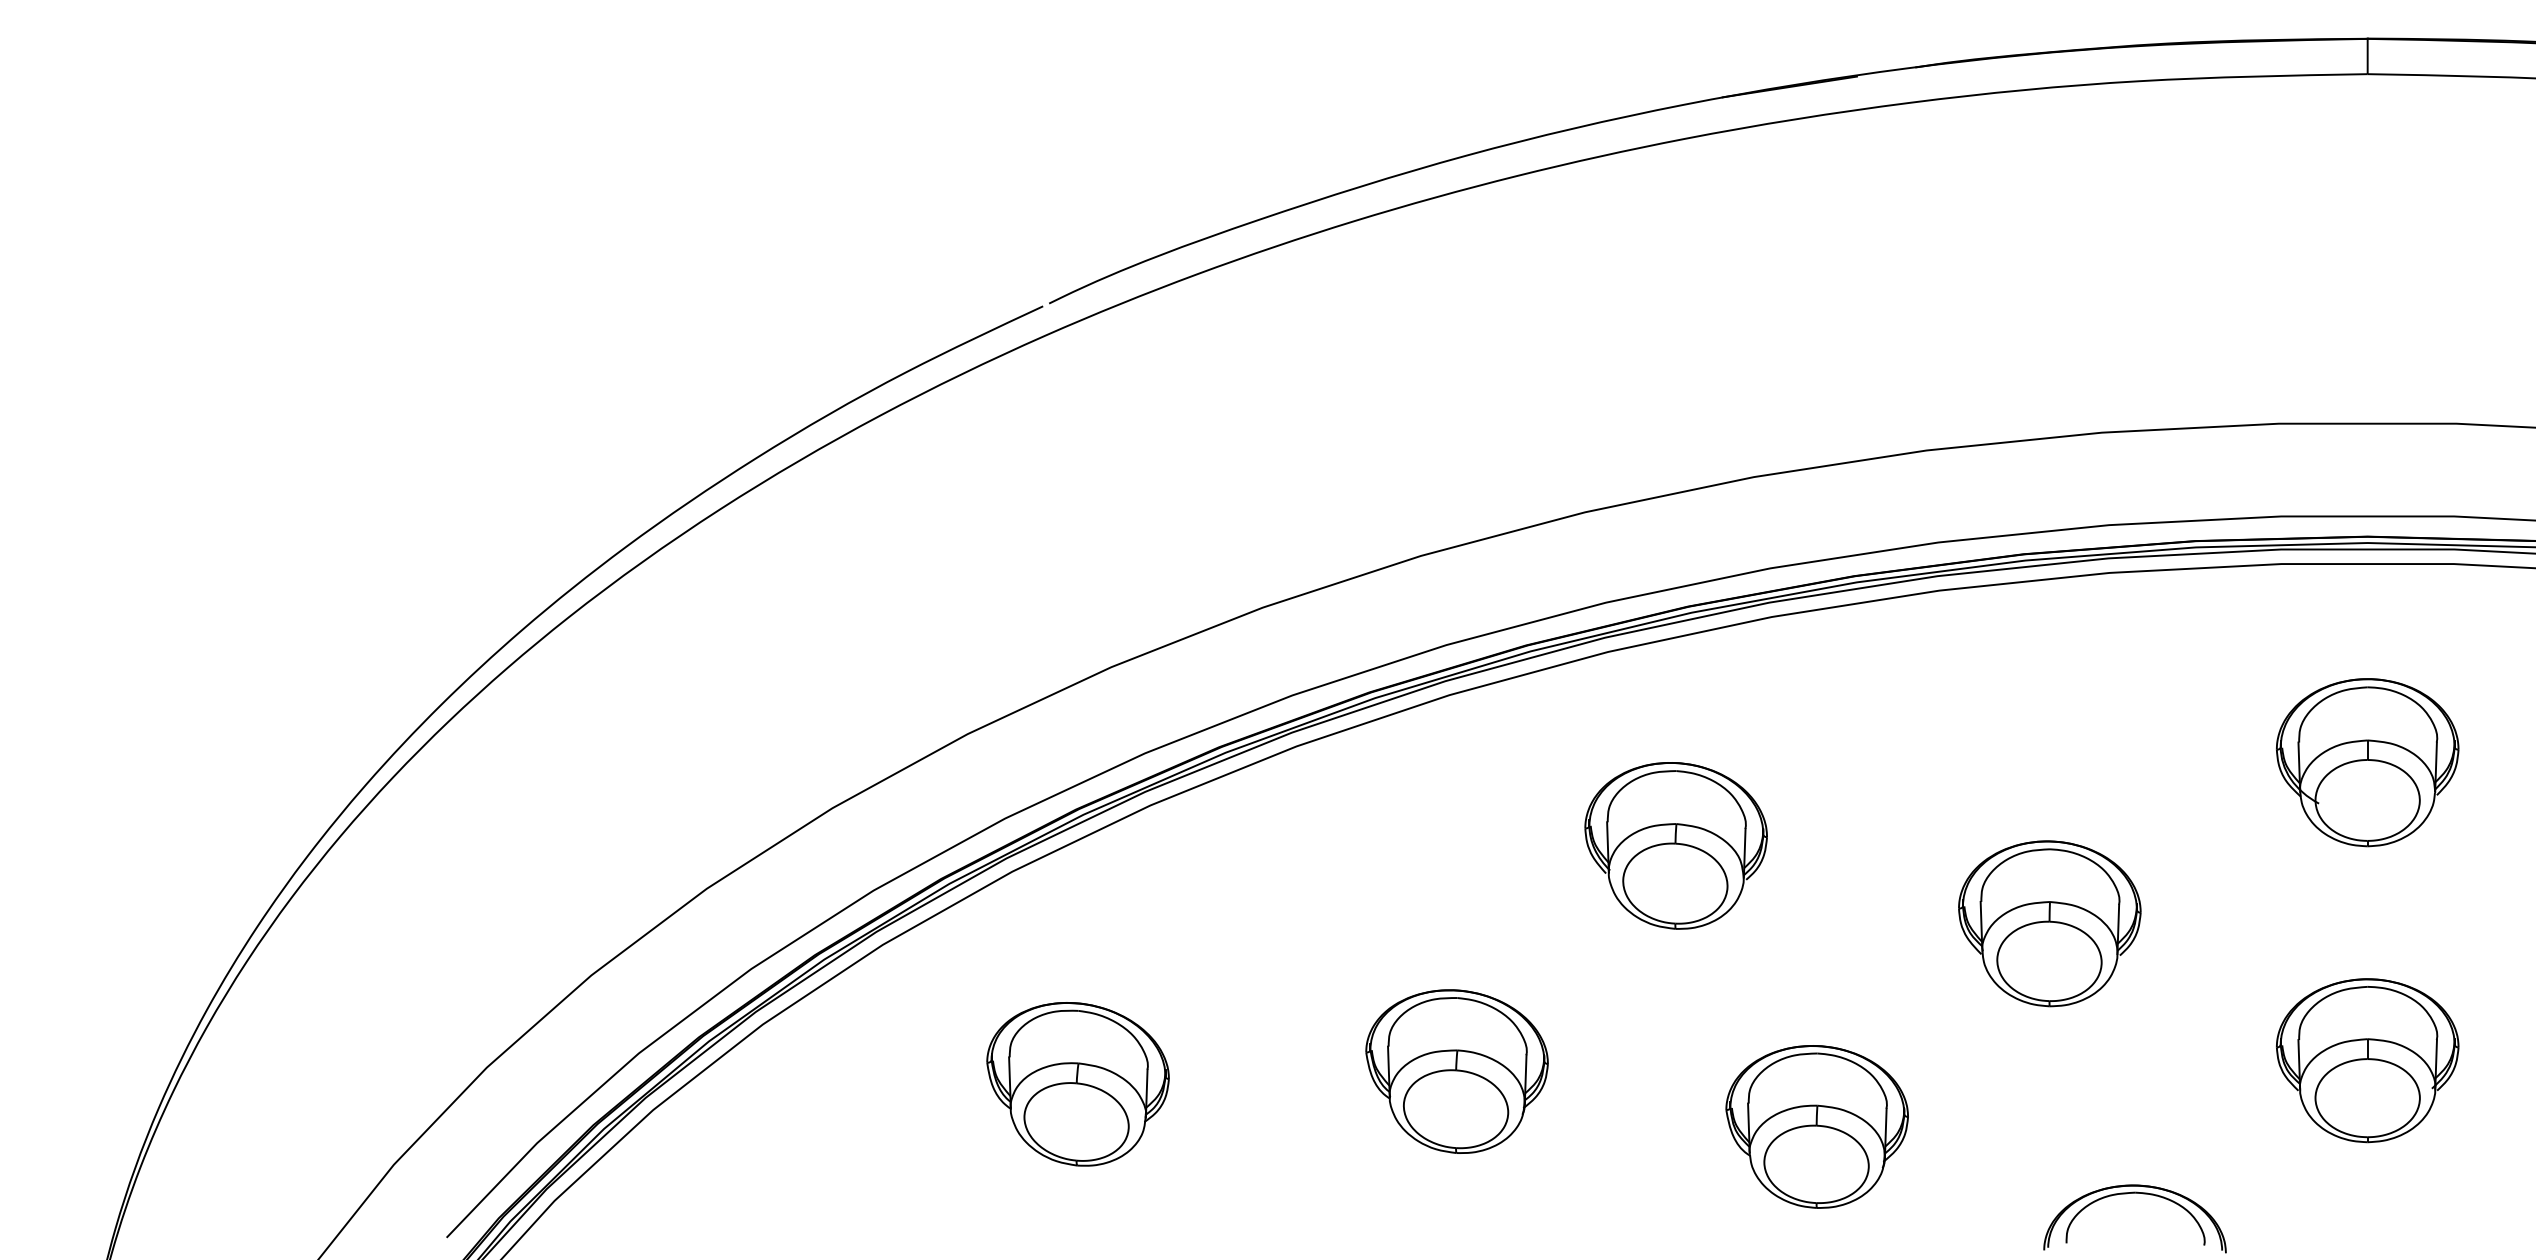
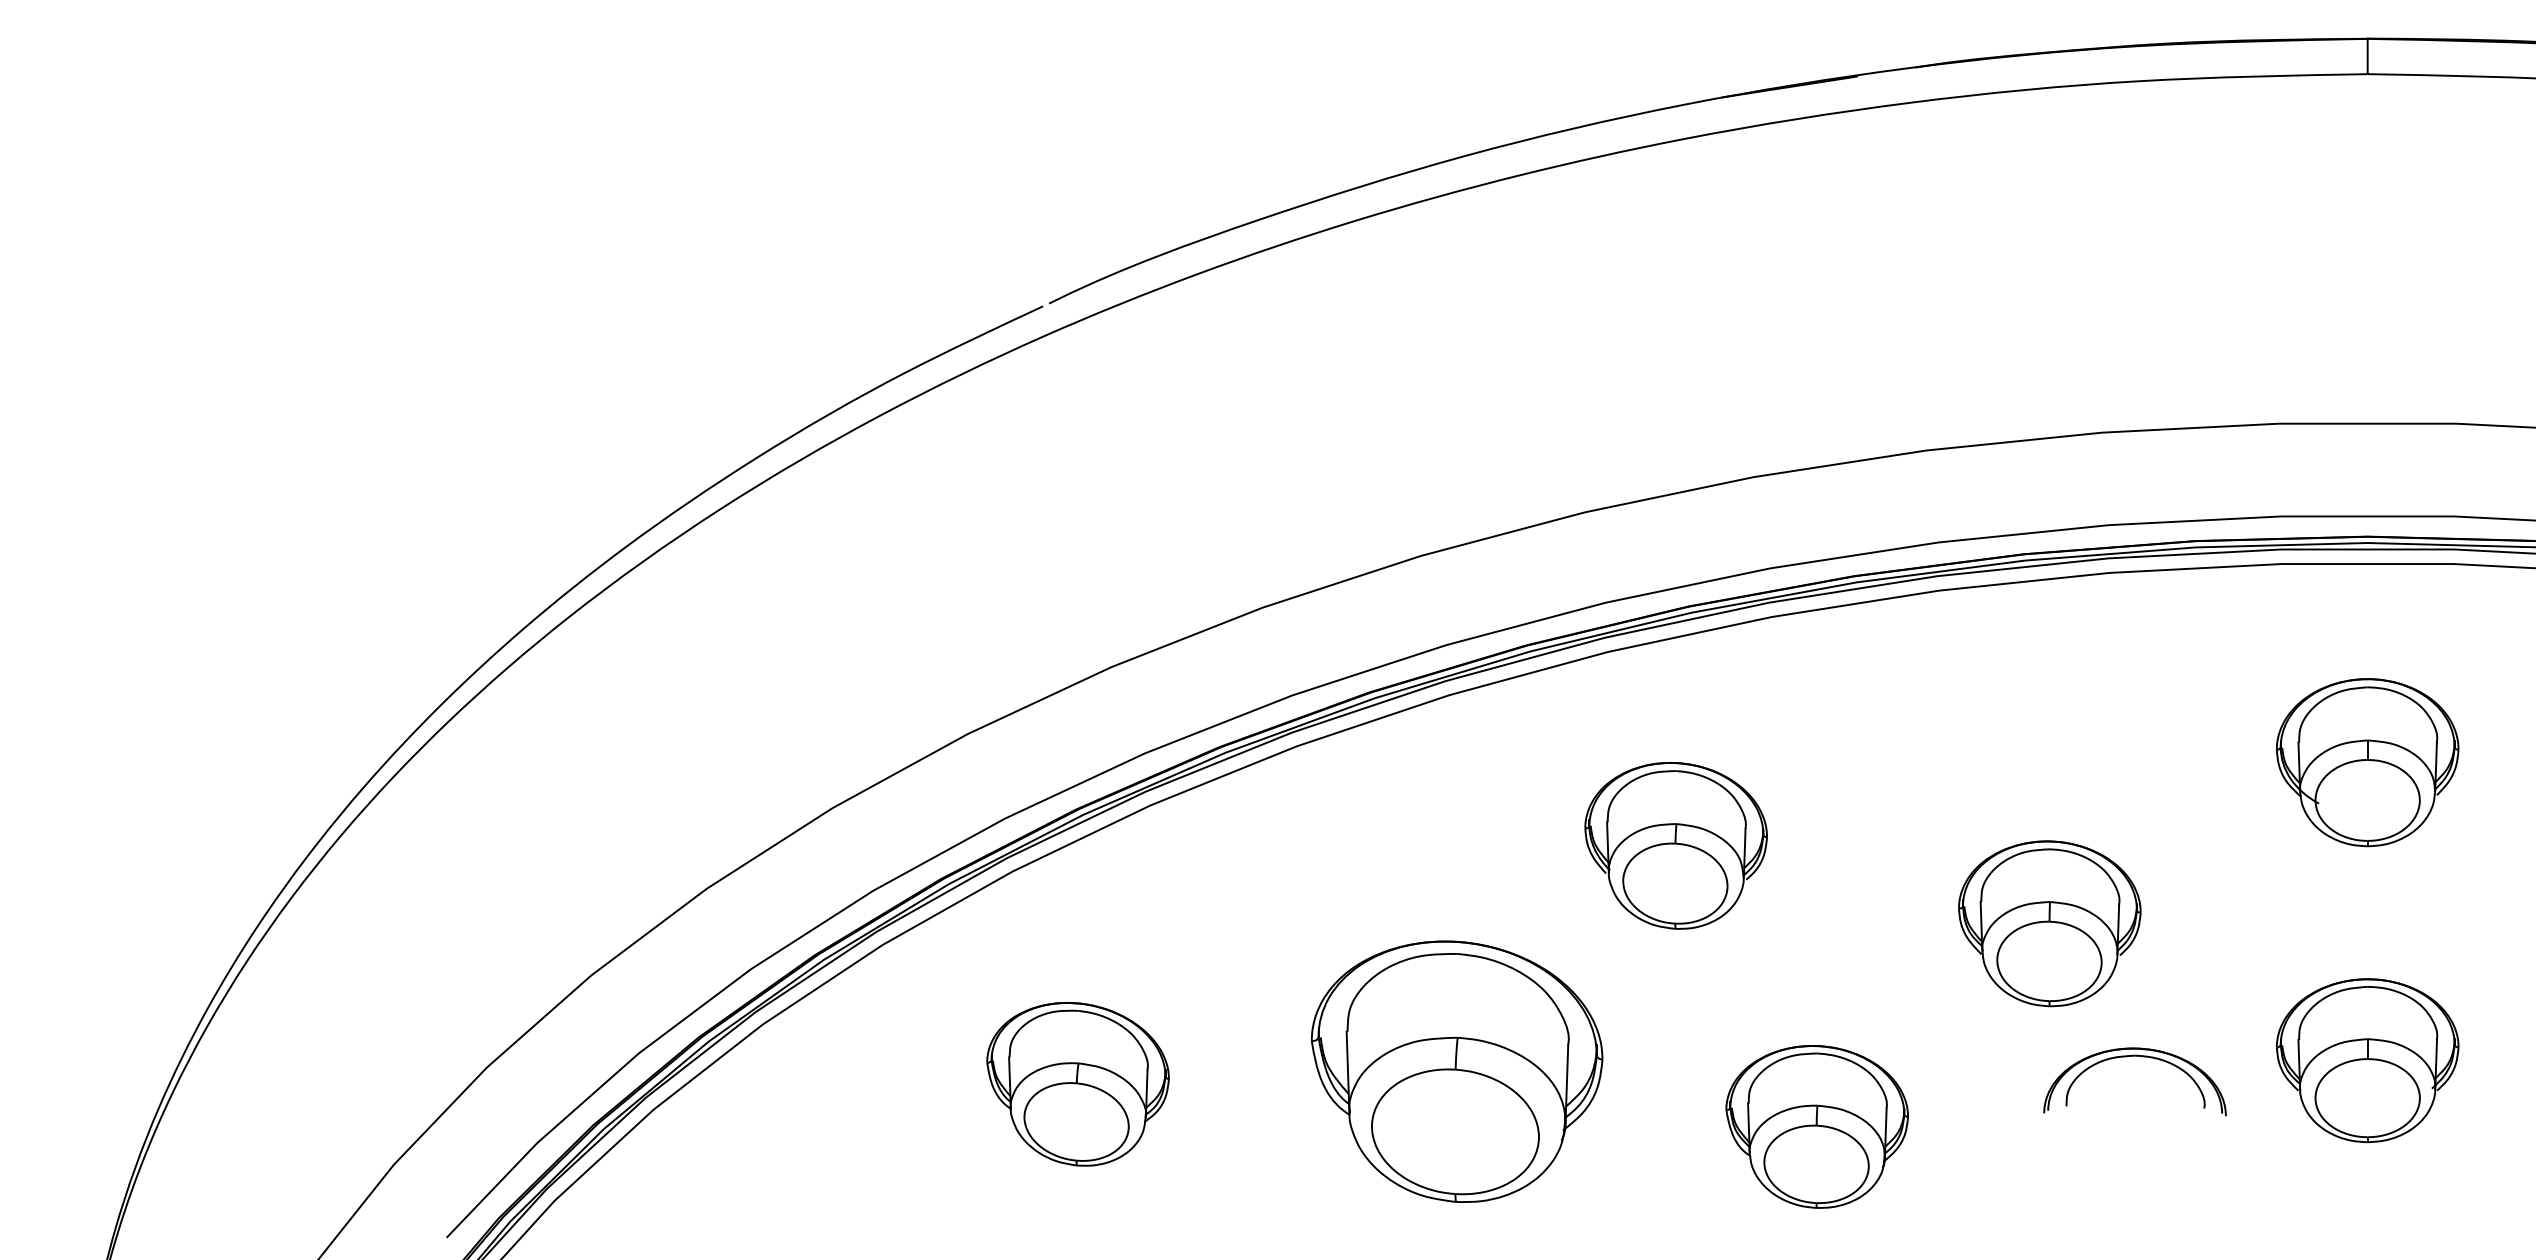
part size: 184x165 px -> 294x263 px (1456, 1071)
part position: (2134, 1193) -> (2134, 1056) (2134, 1056)
